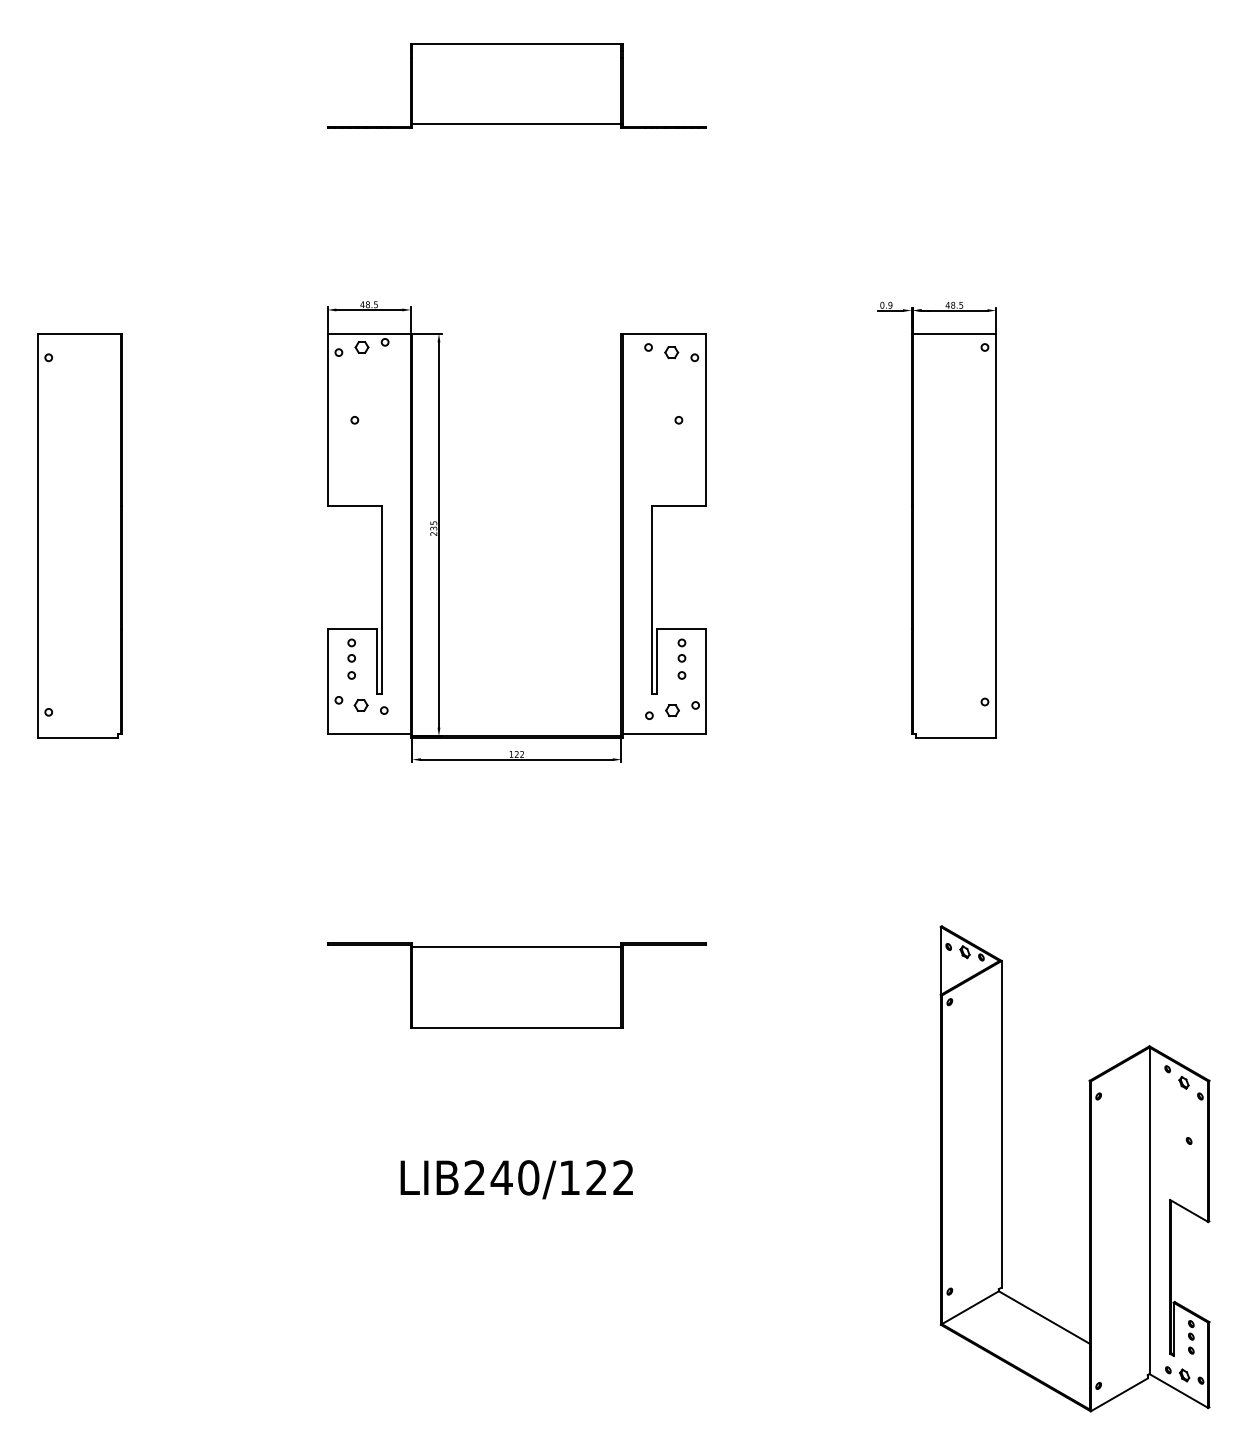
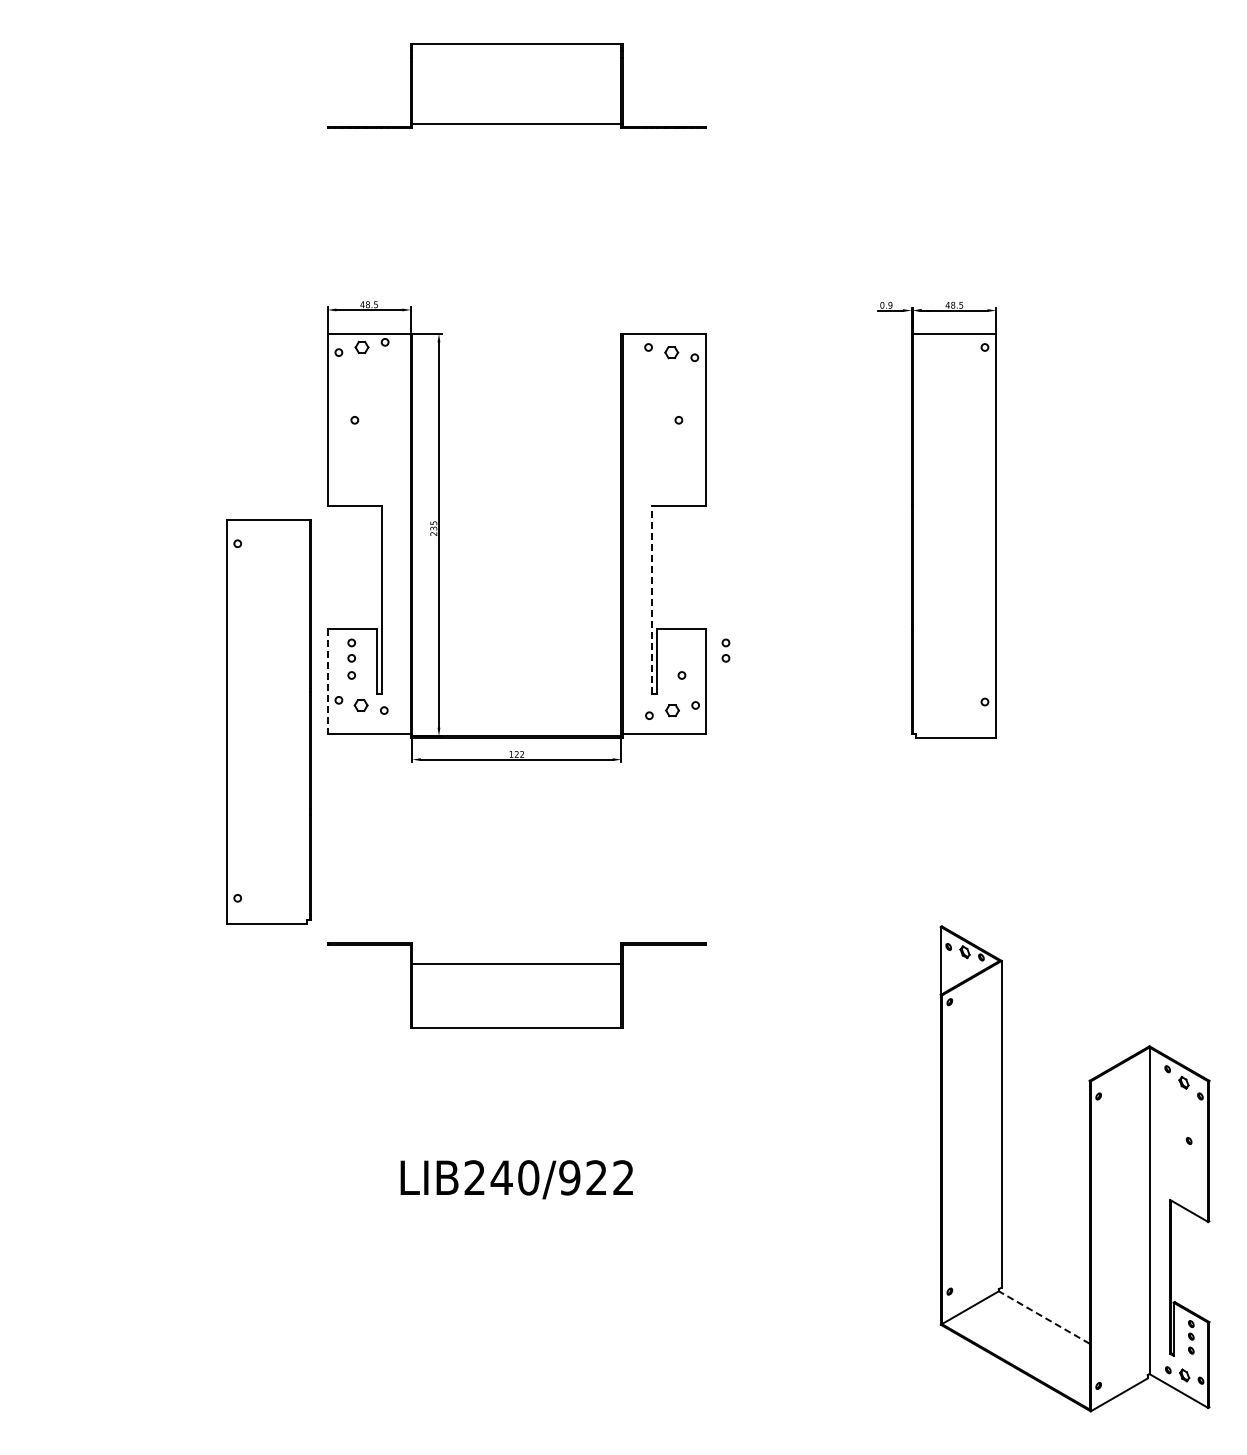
part position: (79, 535) -> (268, 721) (268, 721)
line: solid -> dashed (652, 599)
part position: (681, 650) -> (725, 650) (725, 650)
line: solid -> dashed (327, 681)
line position: (516, 947) -> (516, 964) (516, 964)
text: LIB240/122 -> LIB240/922 (569, 1177)
line: solid -> dashed (1043, 1317)
